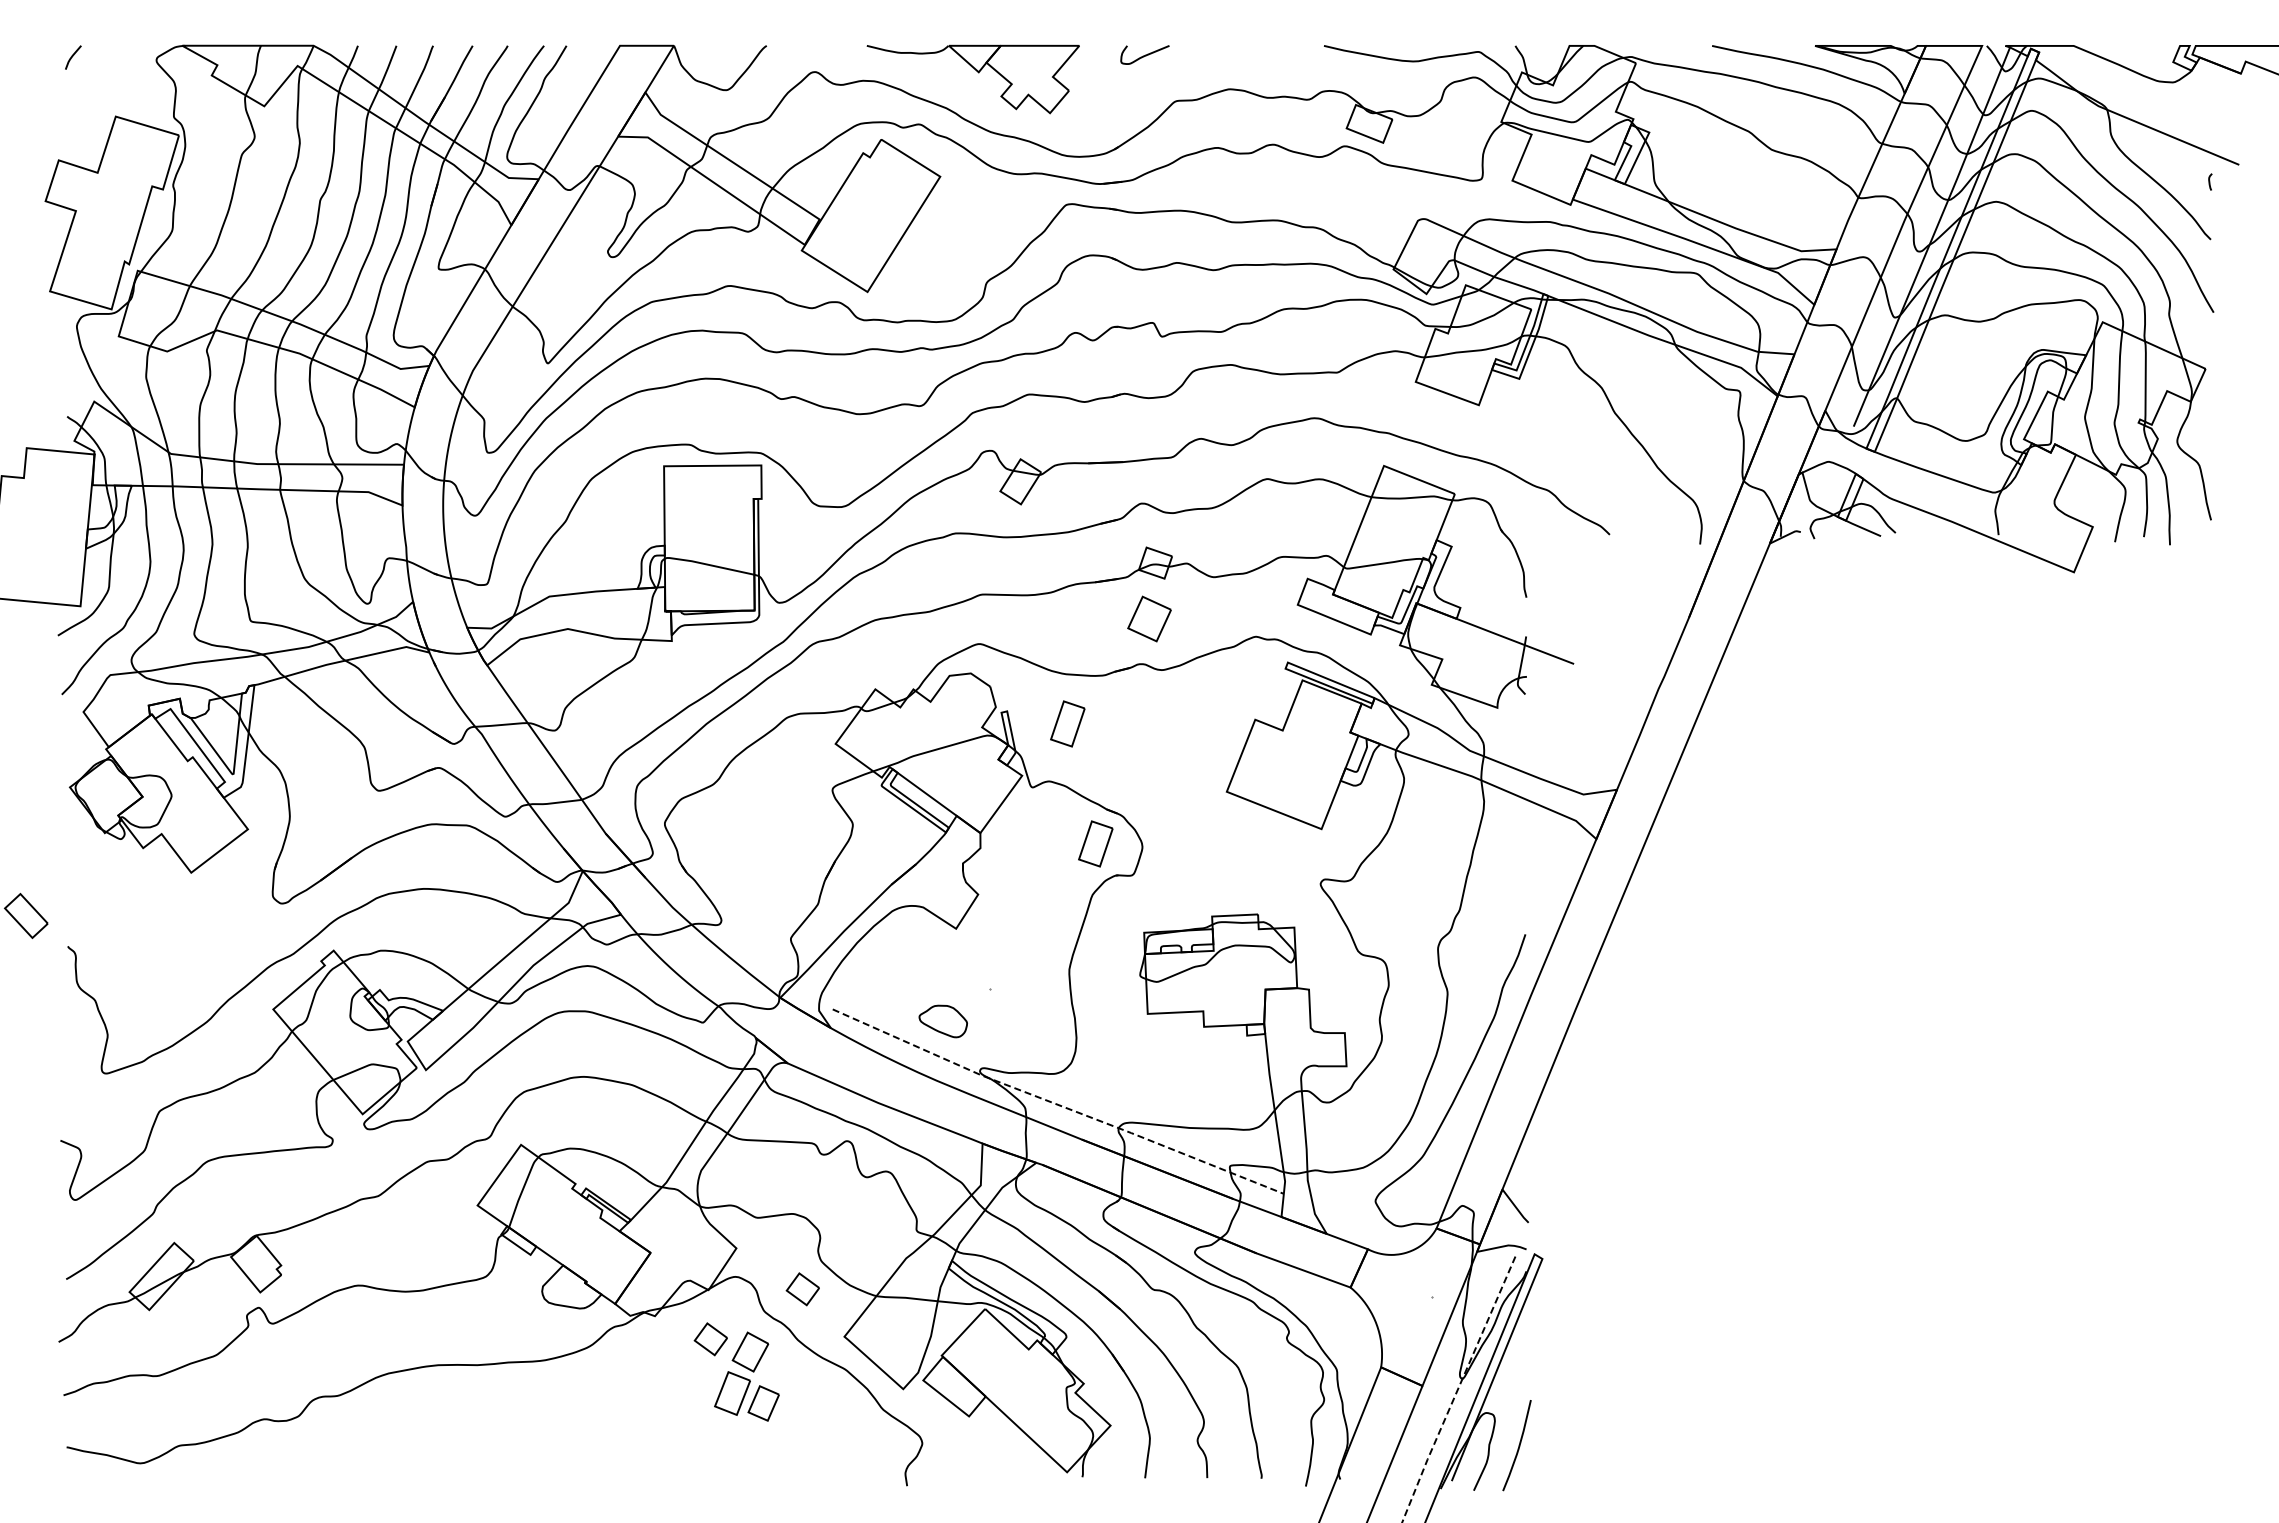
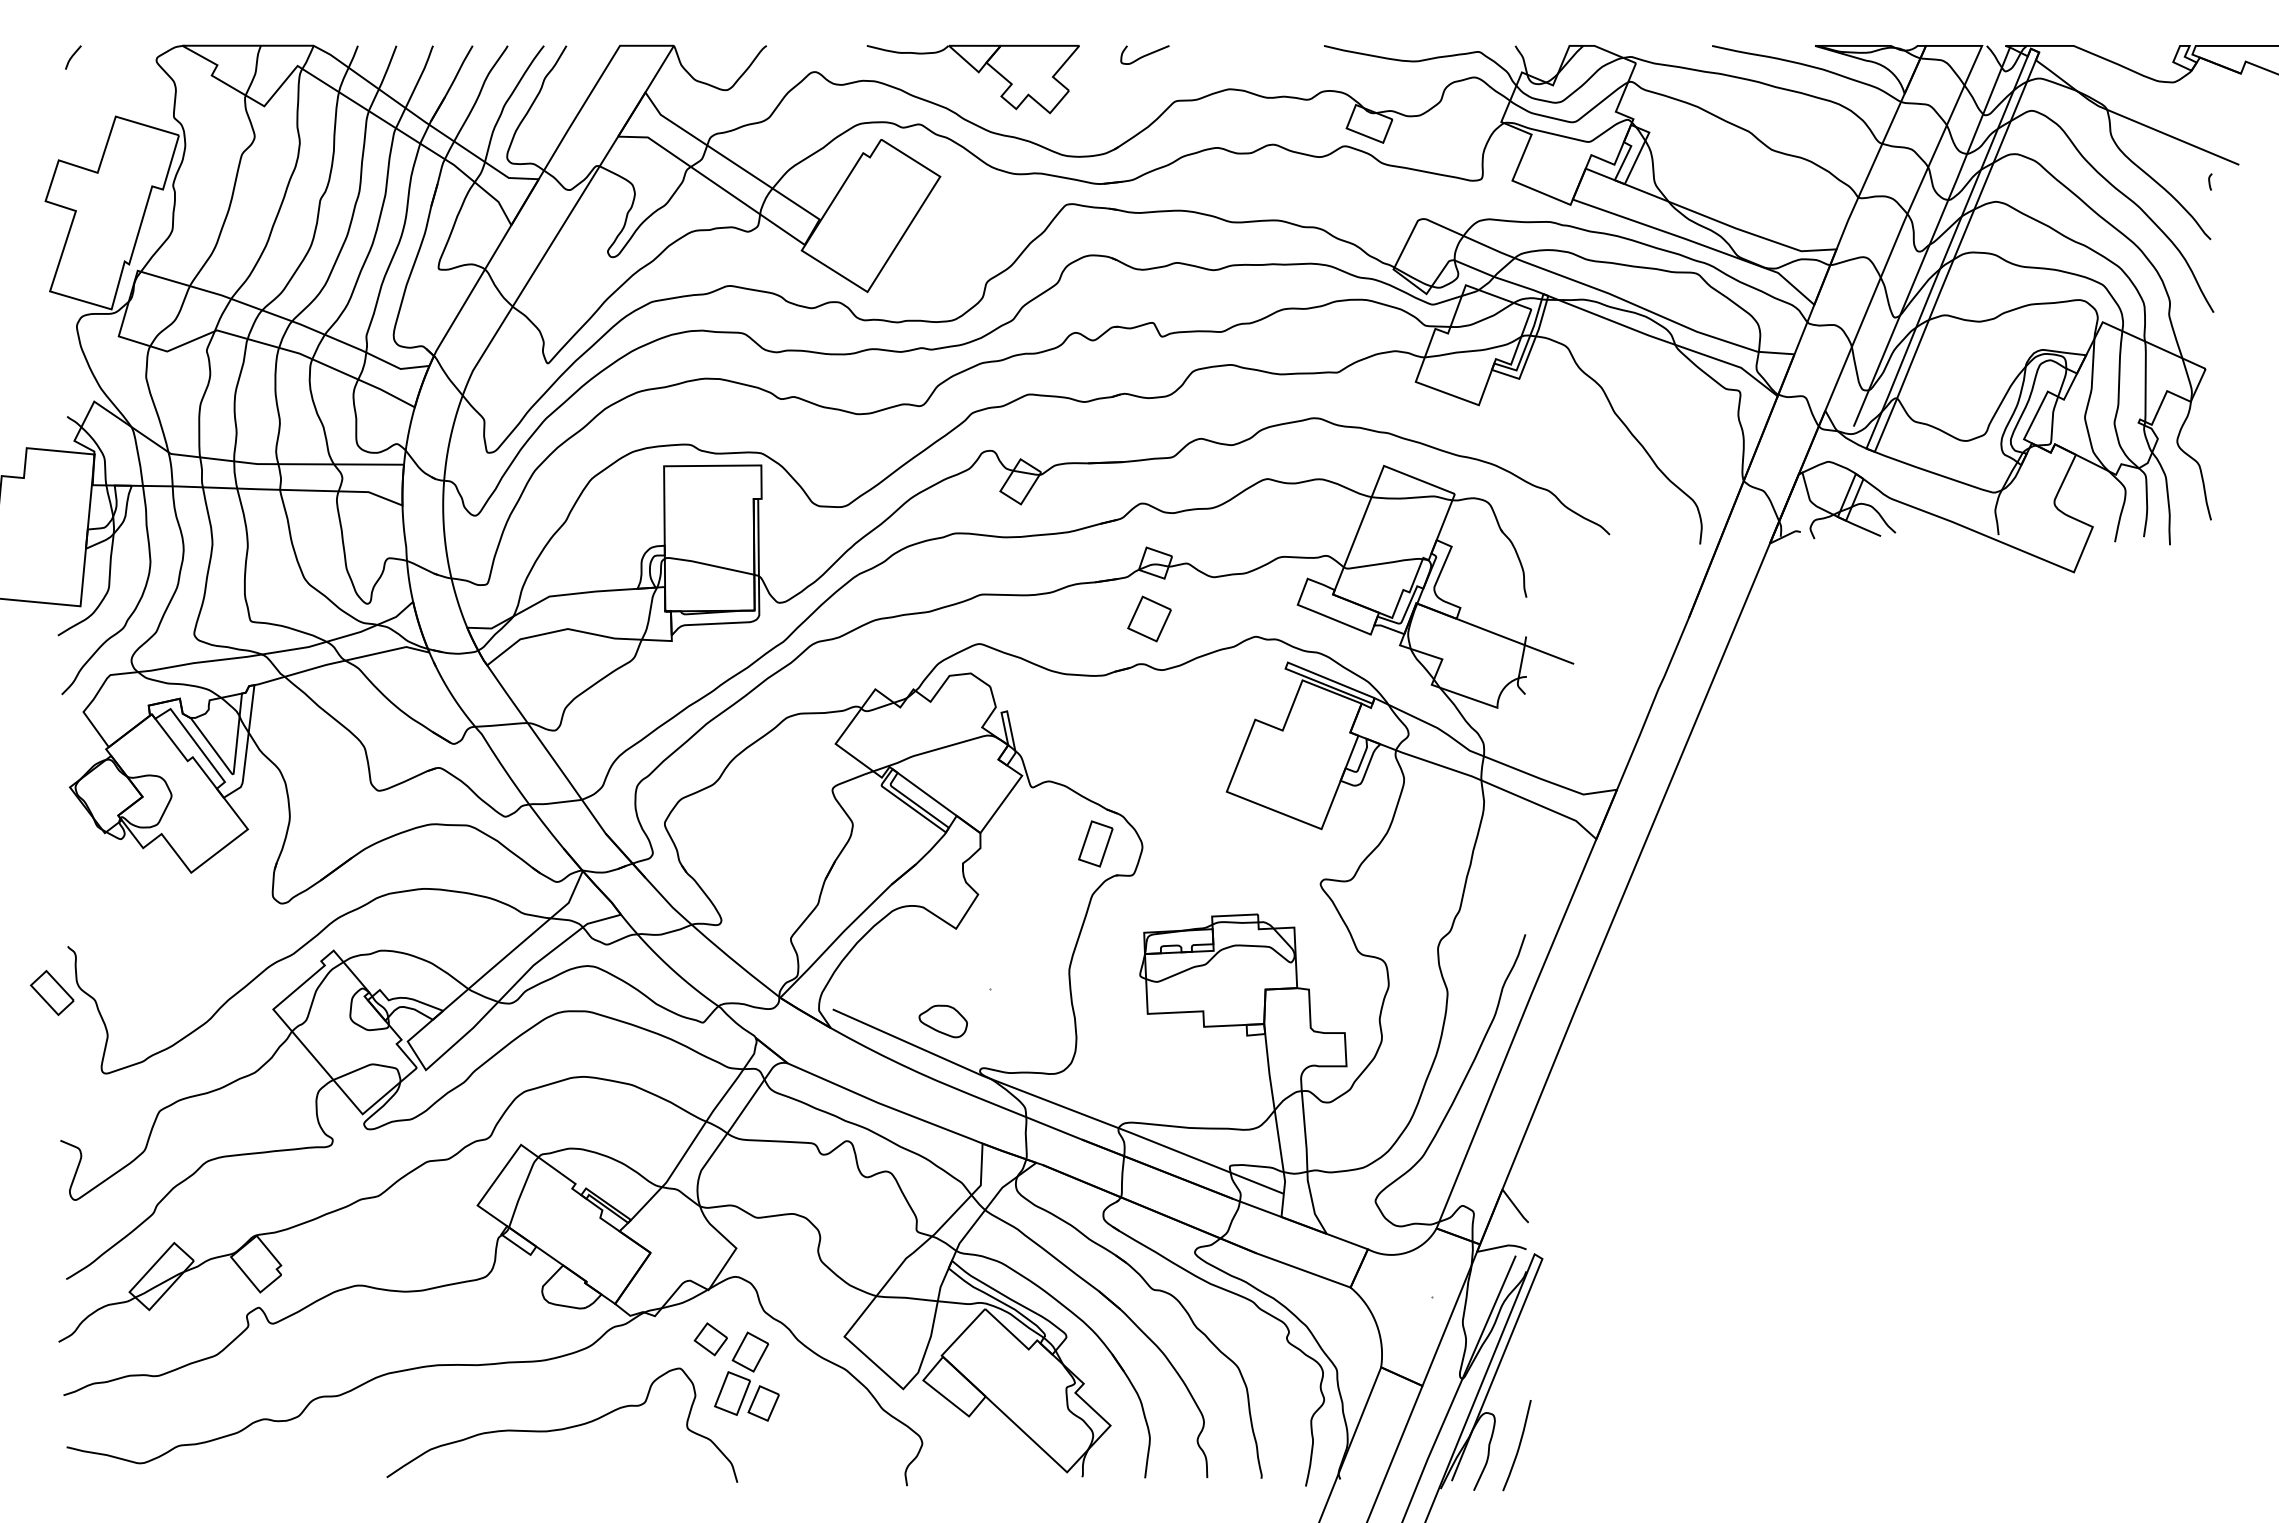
part: present -> none (1067, 723)
part position: (25, 915) -> (51, 992) (51, 992)
line: dashed -> solid (1056, 1104)
part: present -> none (802, 1289)
line: dashed -> solid (1458, 1388)
curve: none -> present (564, 1427)
